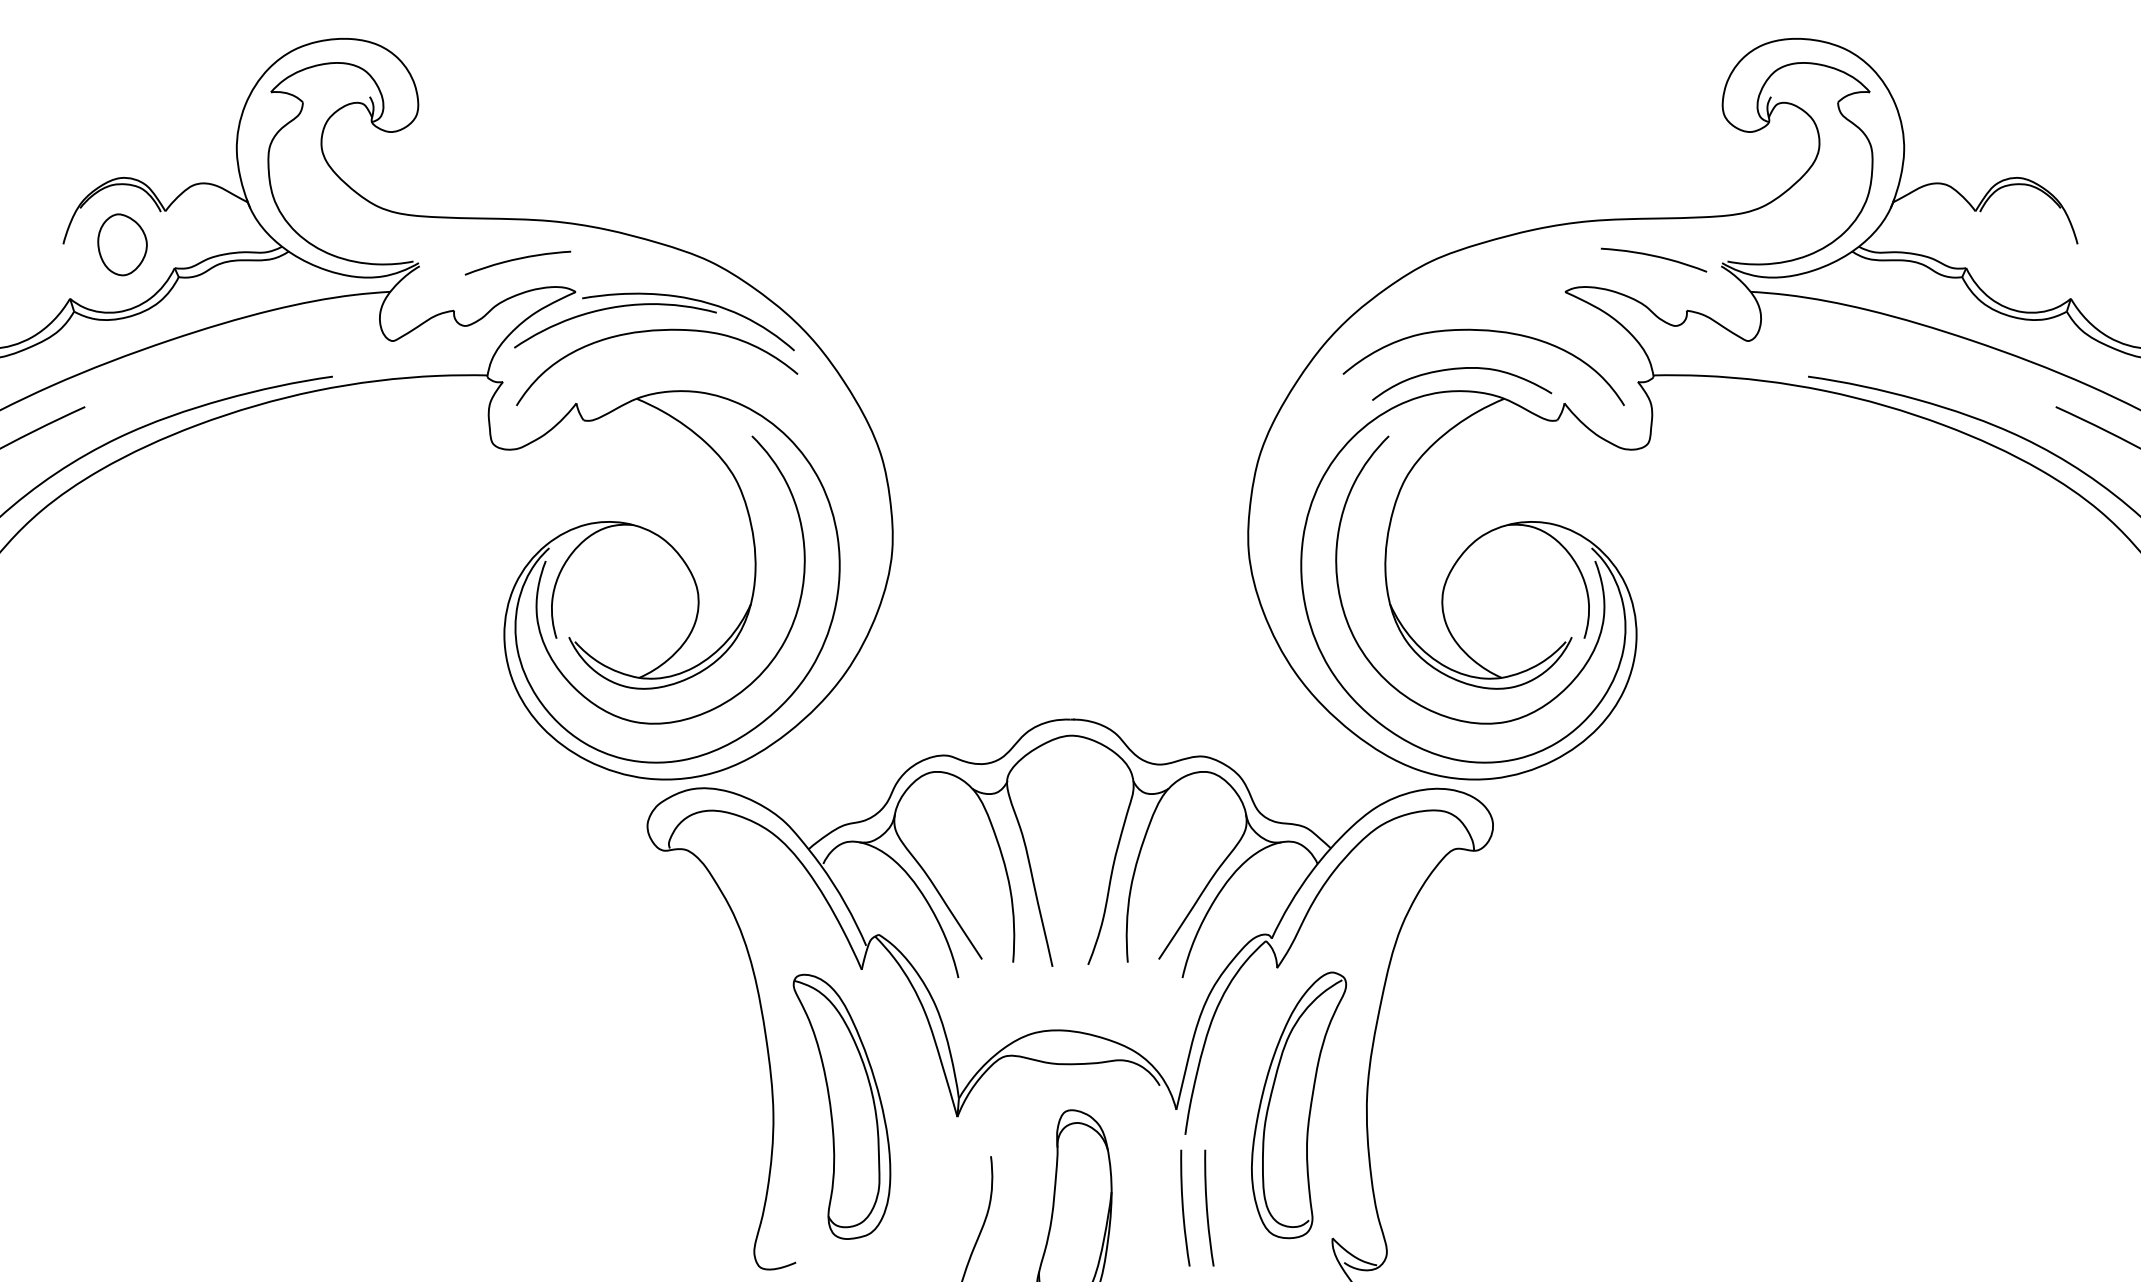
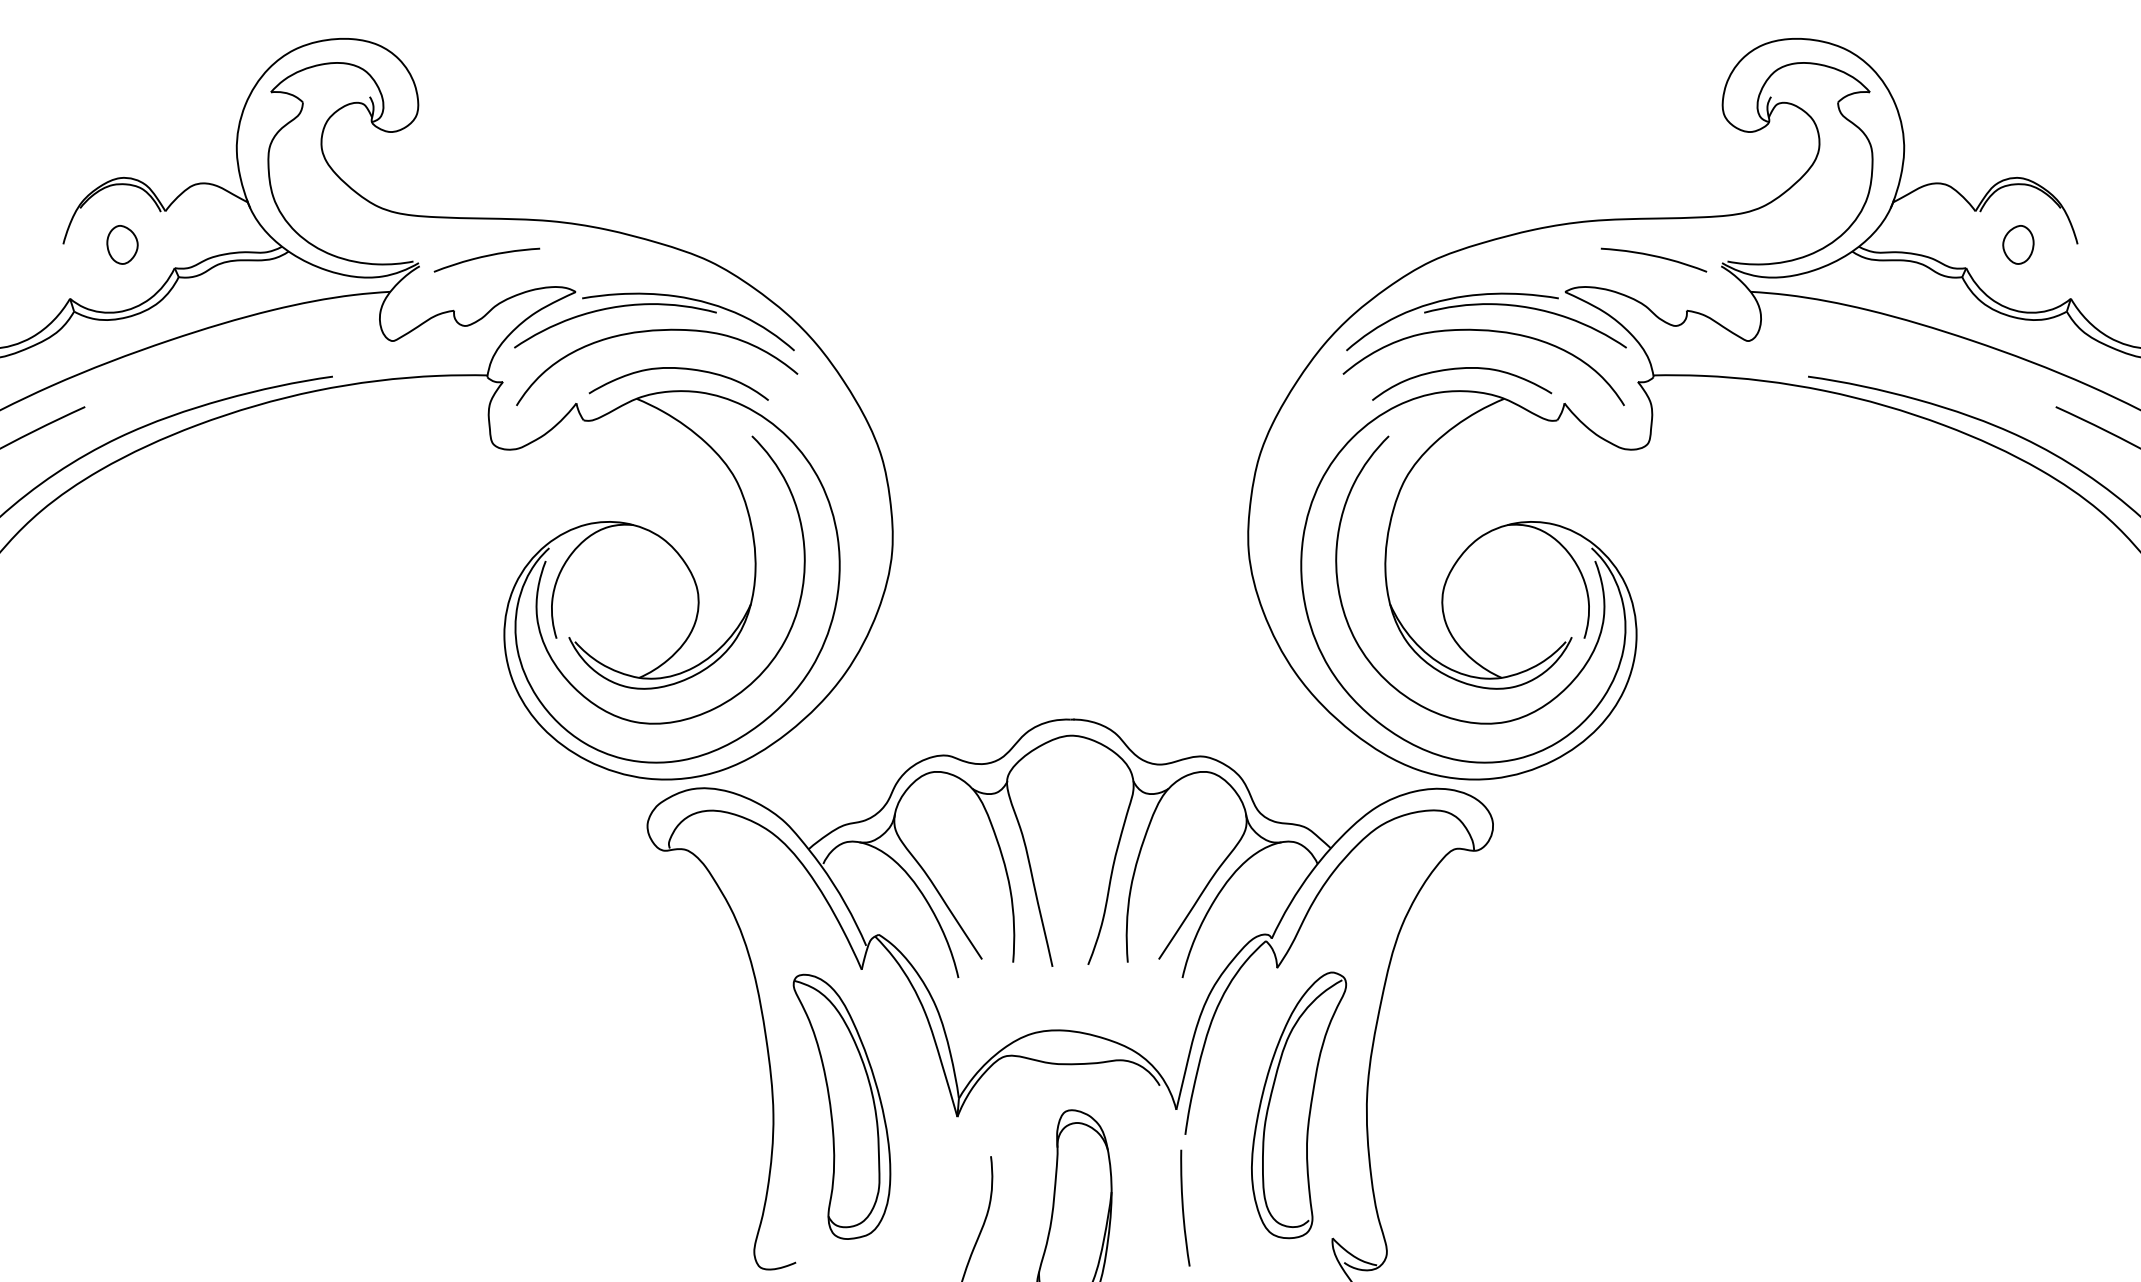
part size: 51x64 px -> 33x40 px (122, 244)
part: none -> present (2018, 244)
curve position: (516, 260) -> (485, 257) (485, 257)
part: none -> present (1481, 305)
curve: none -> present (678, 369)
curve: present -> none (1207, 1207)
